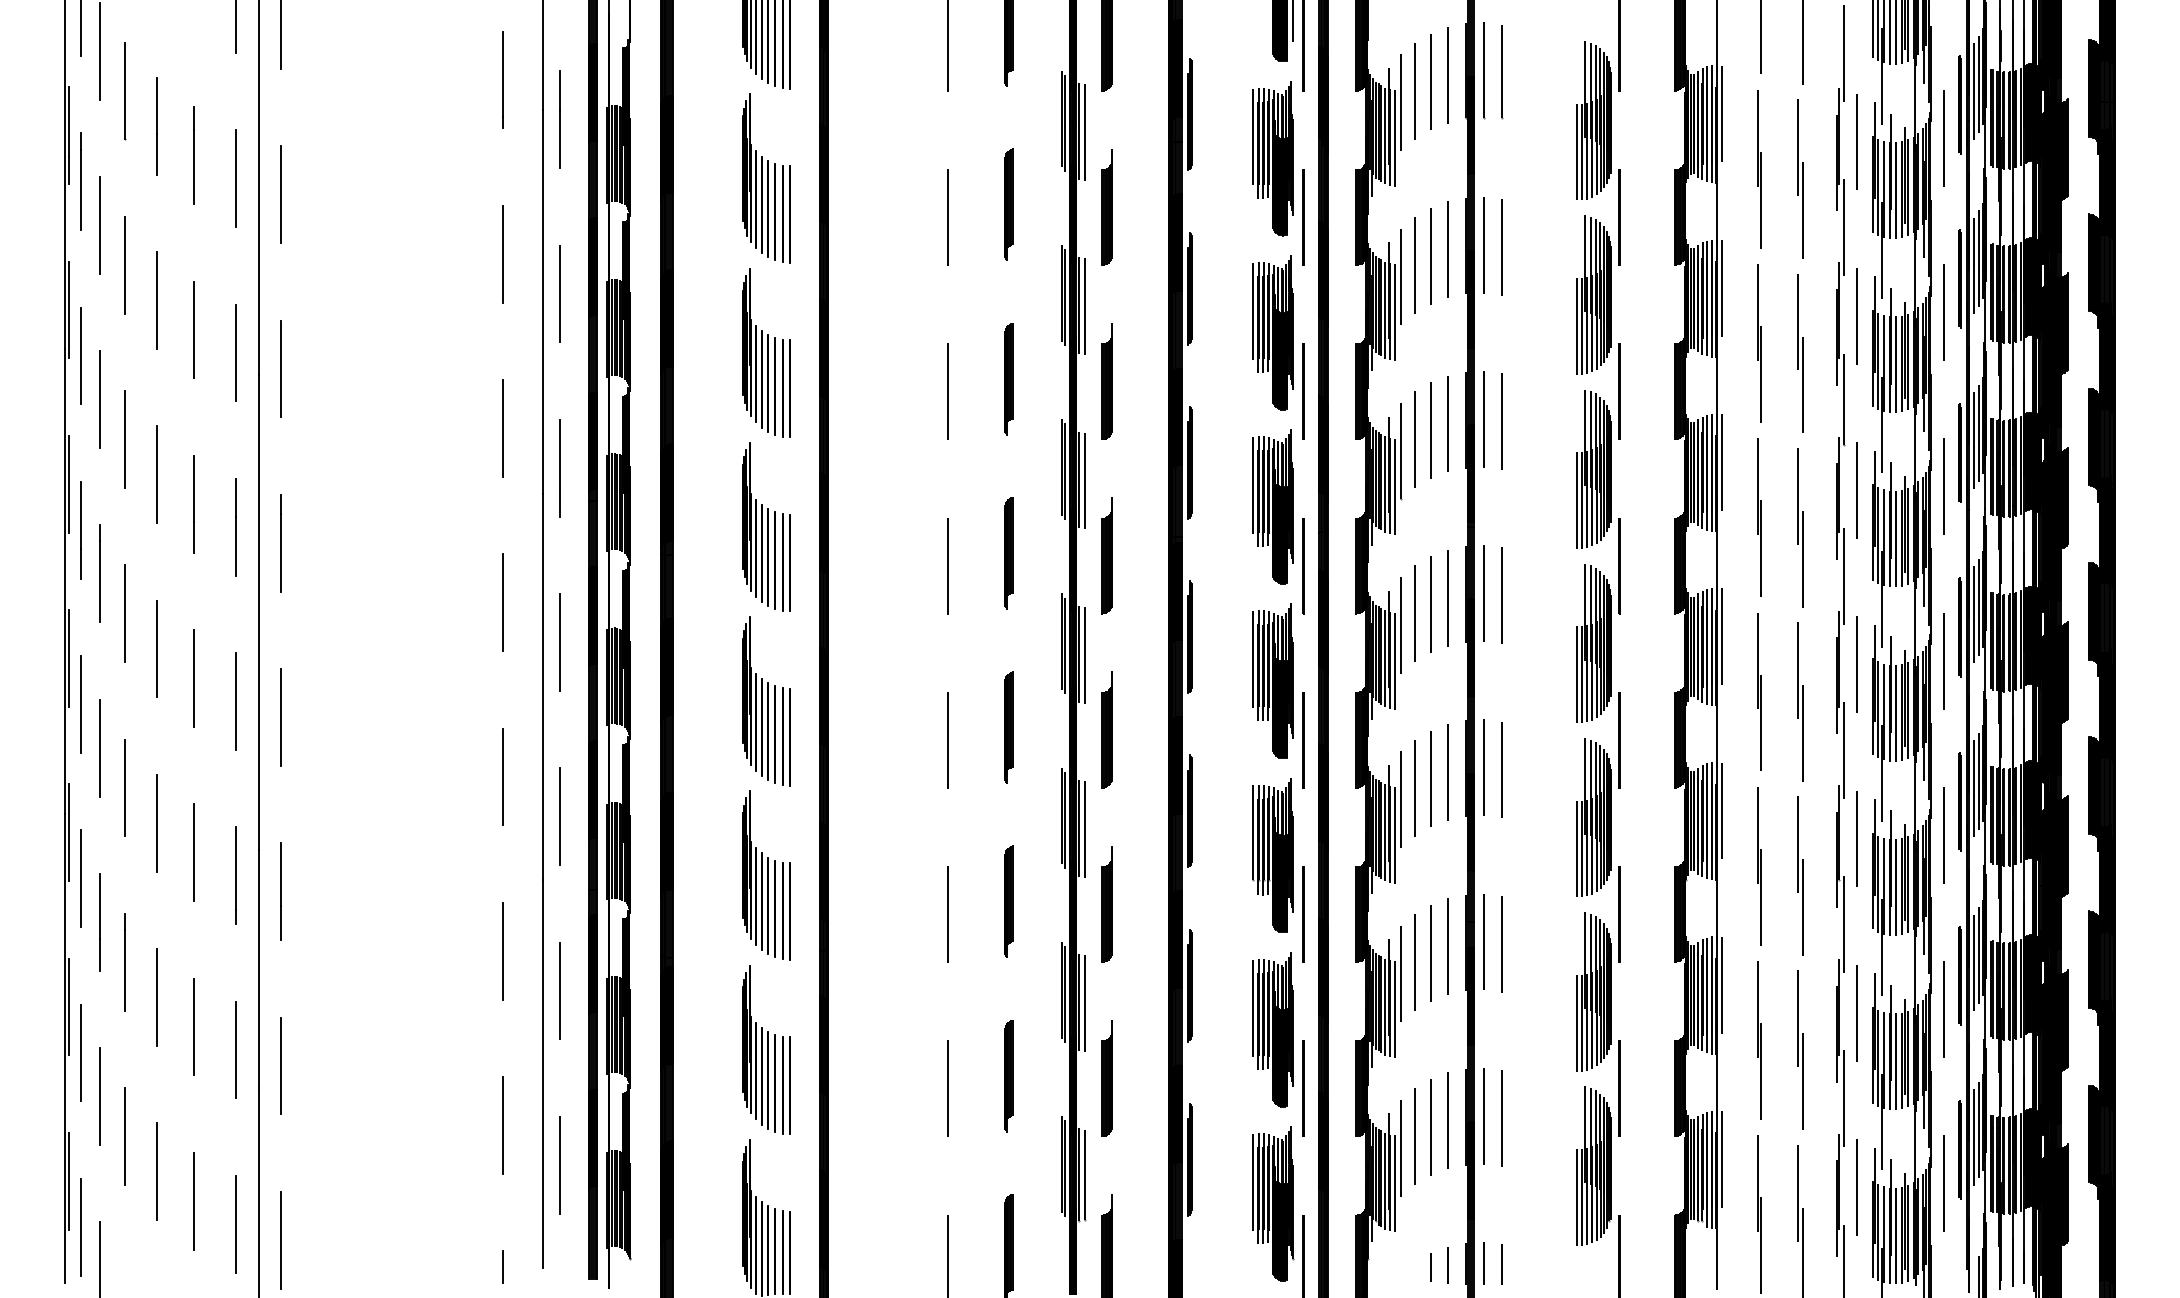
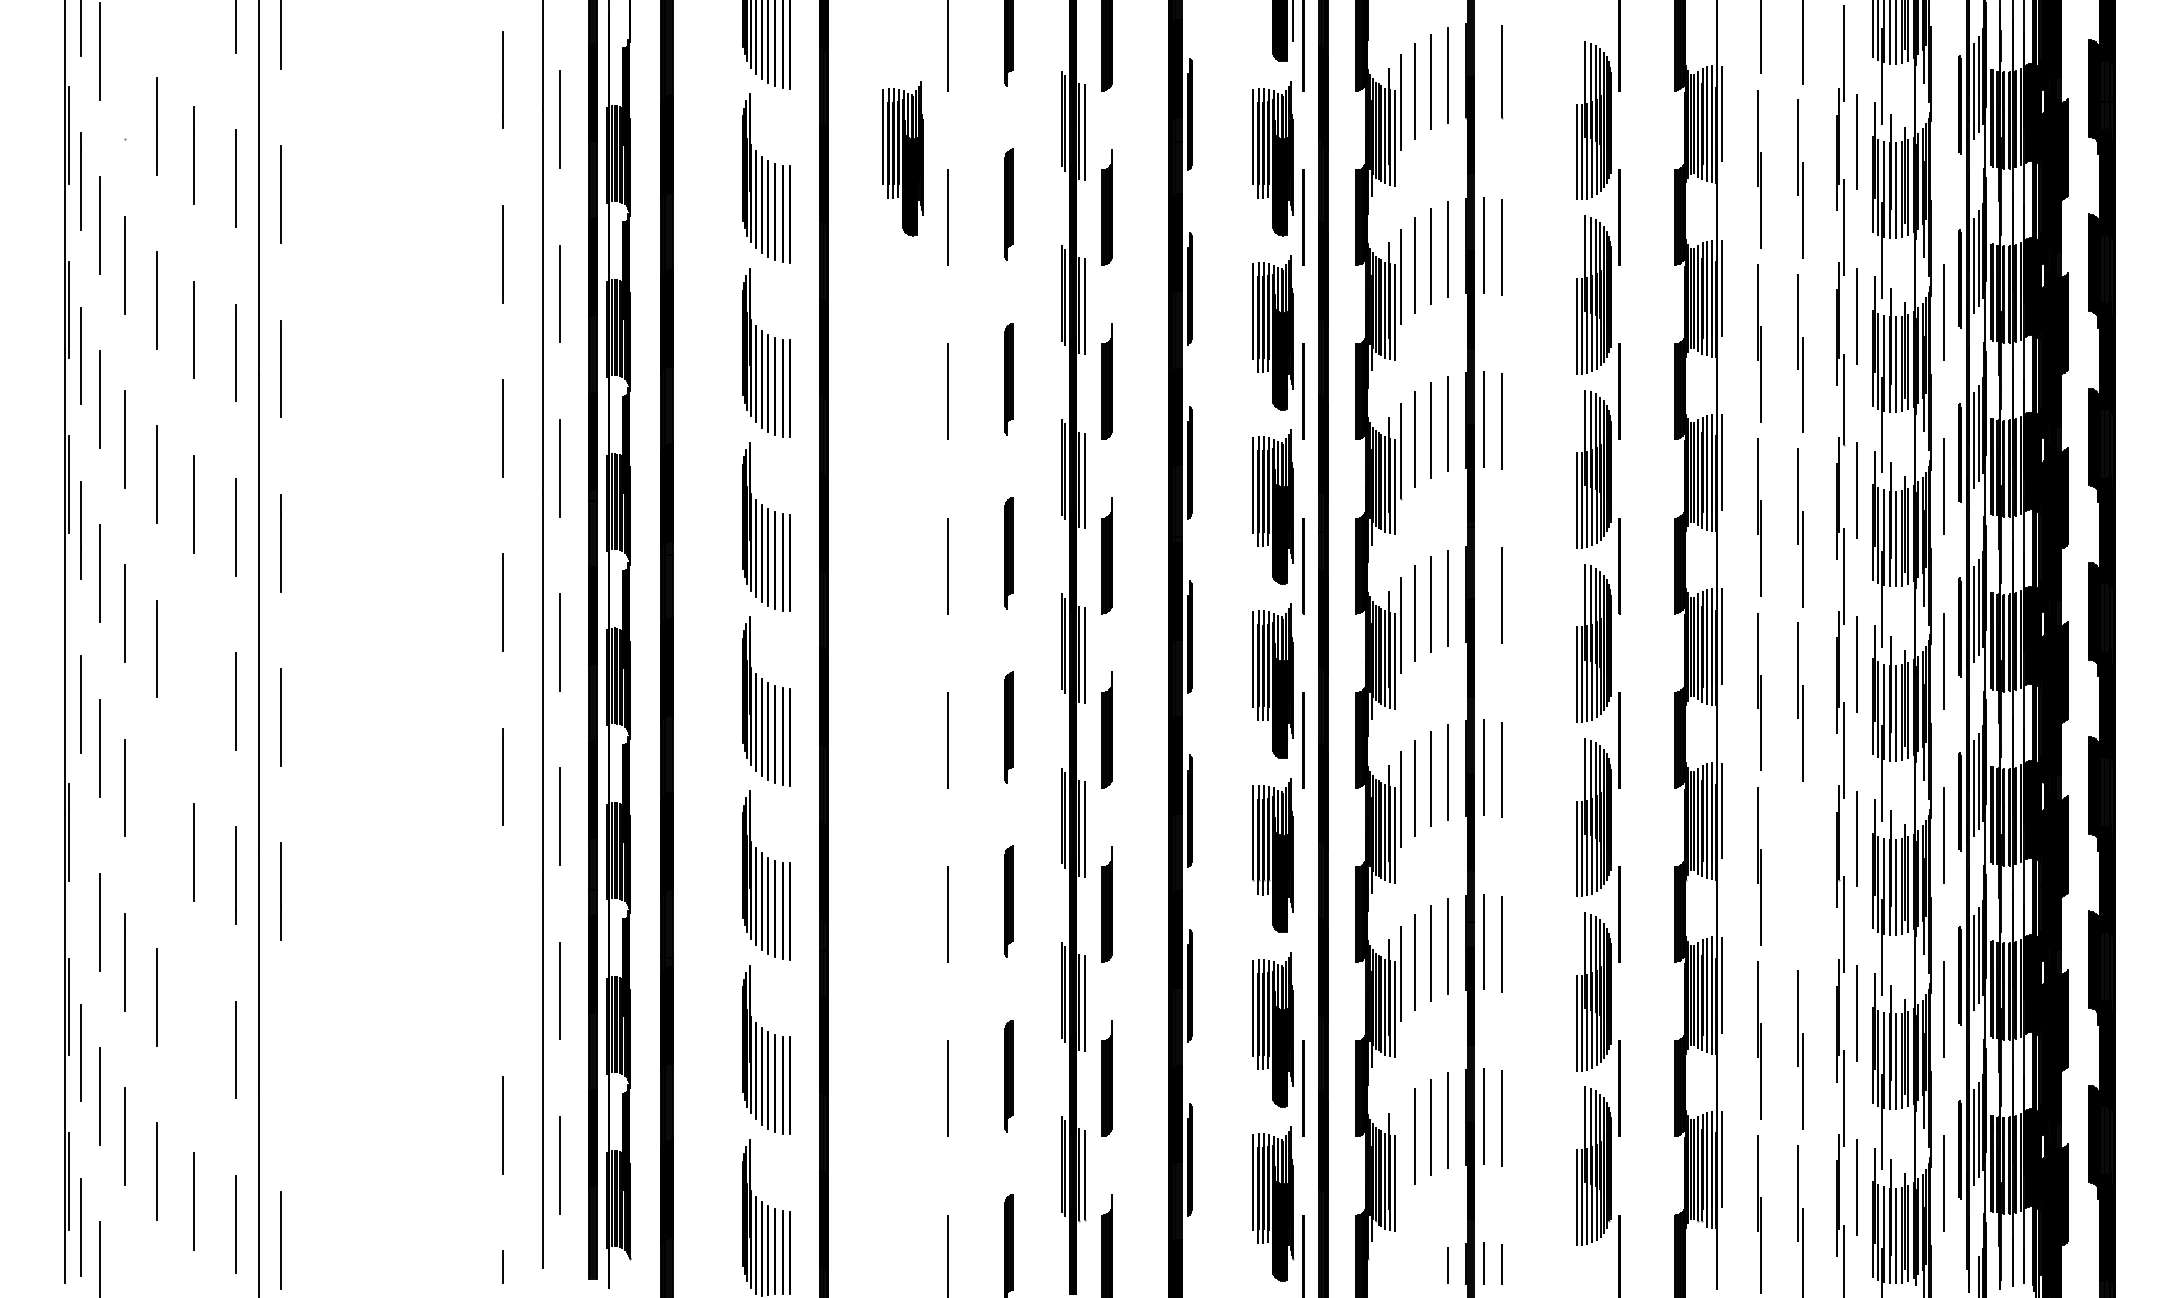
line: present -> none (1484, 70)
line: present -> none (125, 90)
line: present -> none (1943, 138)
part: none -> present (902, 158)
line: present -> none (1483, 593)
line: present -> none (69, 658)
line: present -> none (193, 678)
line: present -> none (157, 822)
part: present -> none (1800, 875)
line: present -> none (80, 878)
line: present -> none (1303, 914)
line: present -> none (502, 950)
line: present -> none (194, 1026)
line: present -> none (280, 1065)
line: present -> none (1400, 1147)
line: present -> none (1430, 1267)
